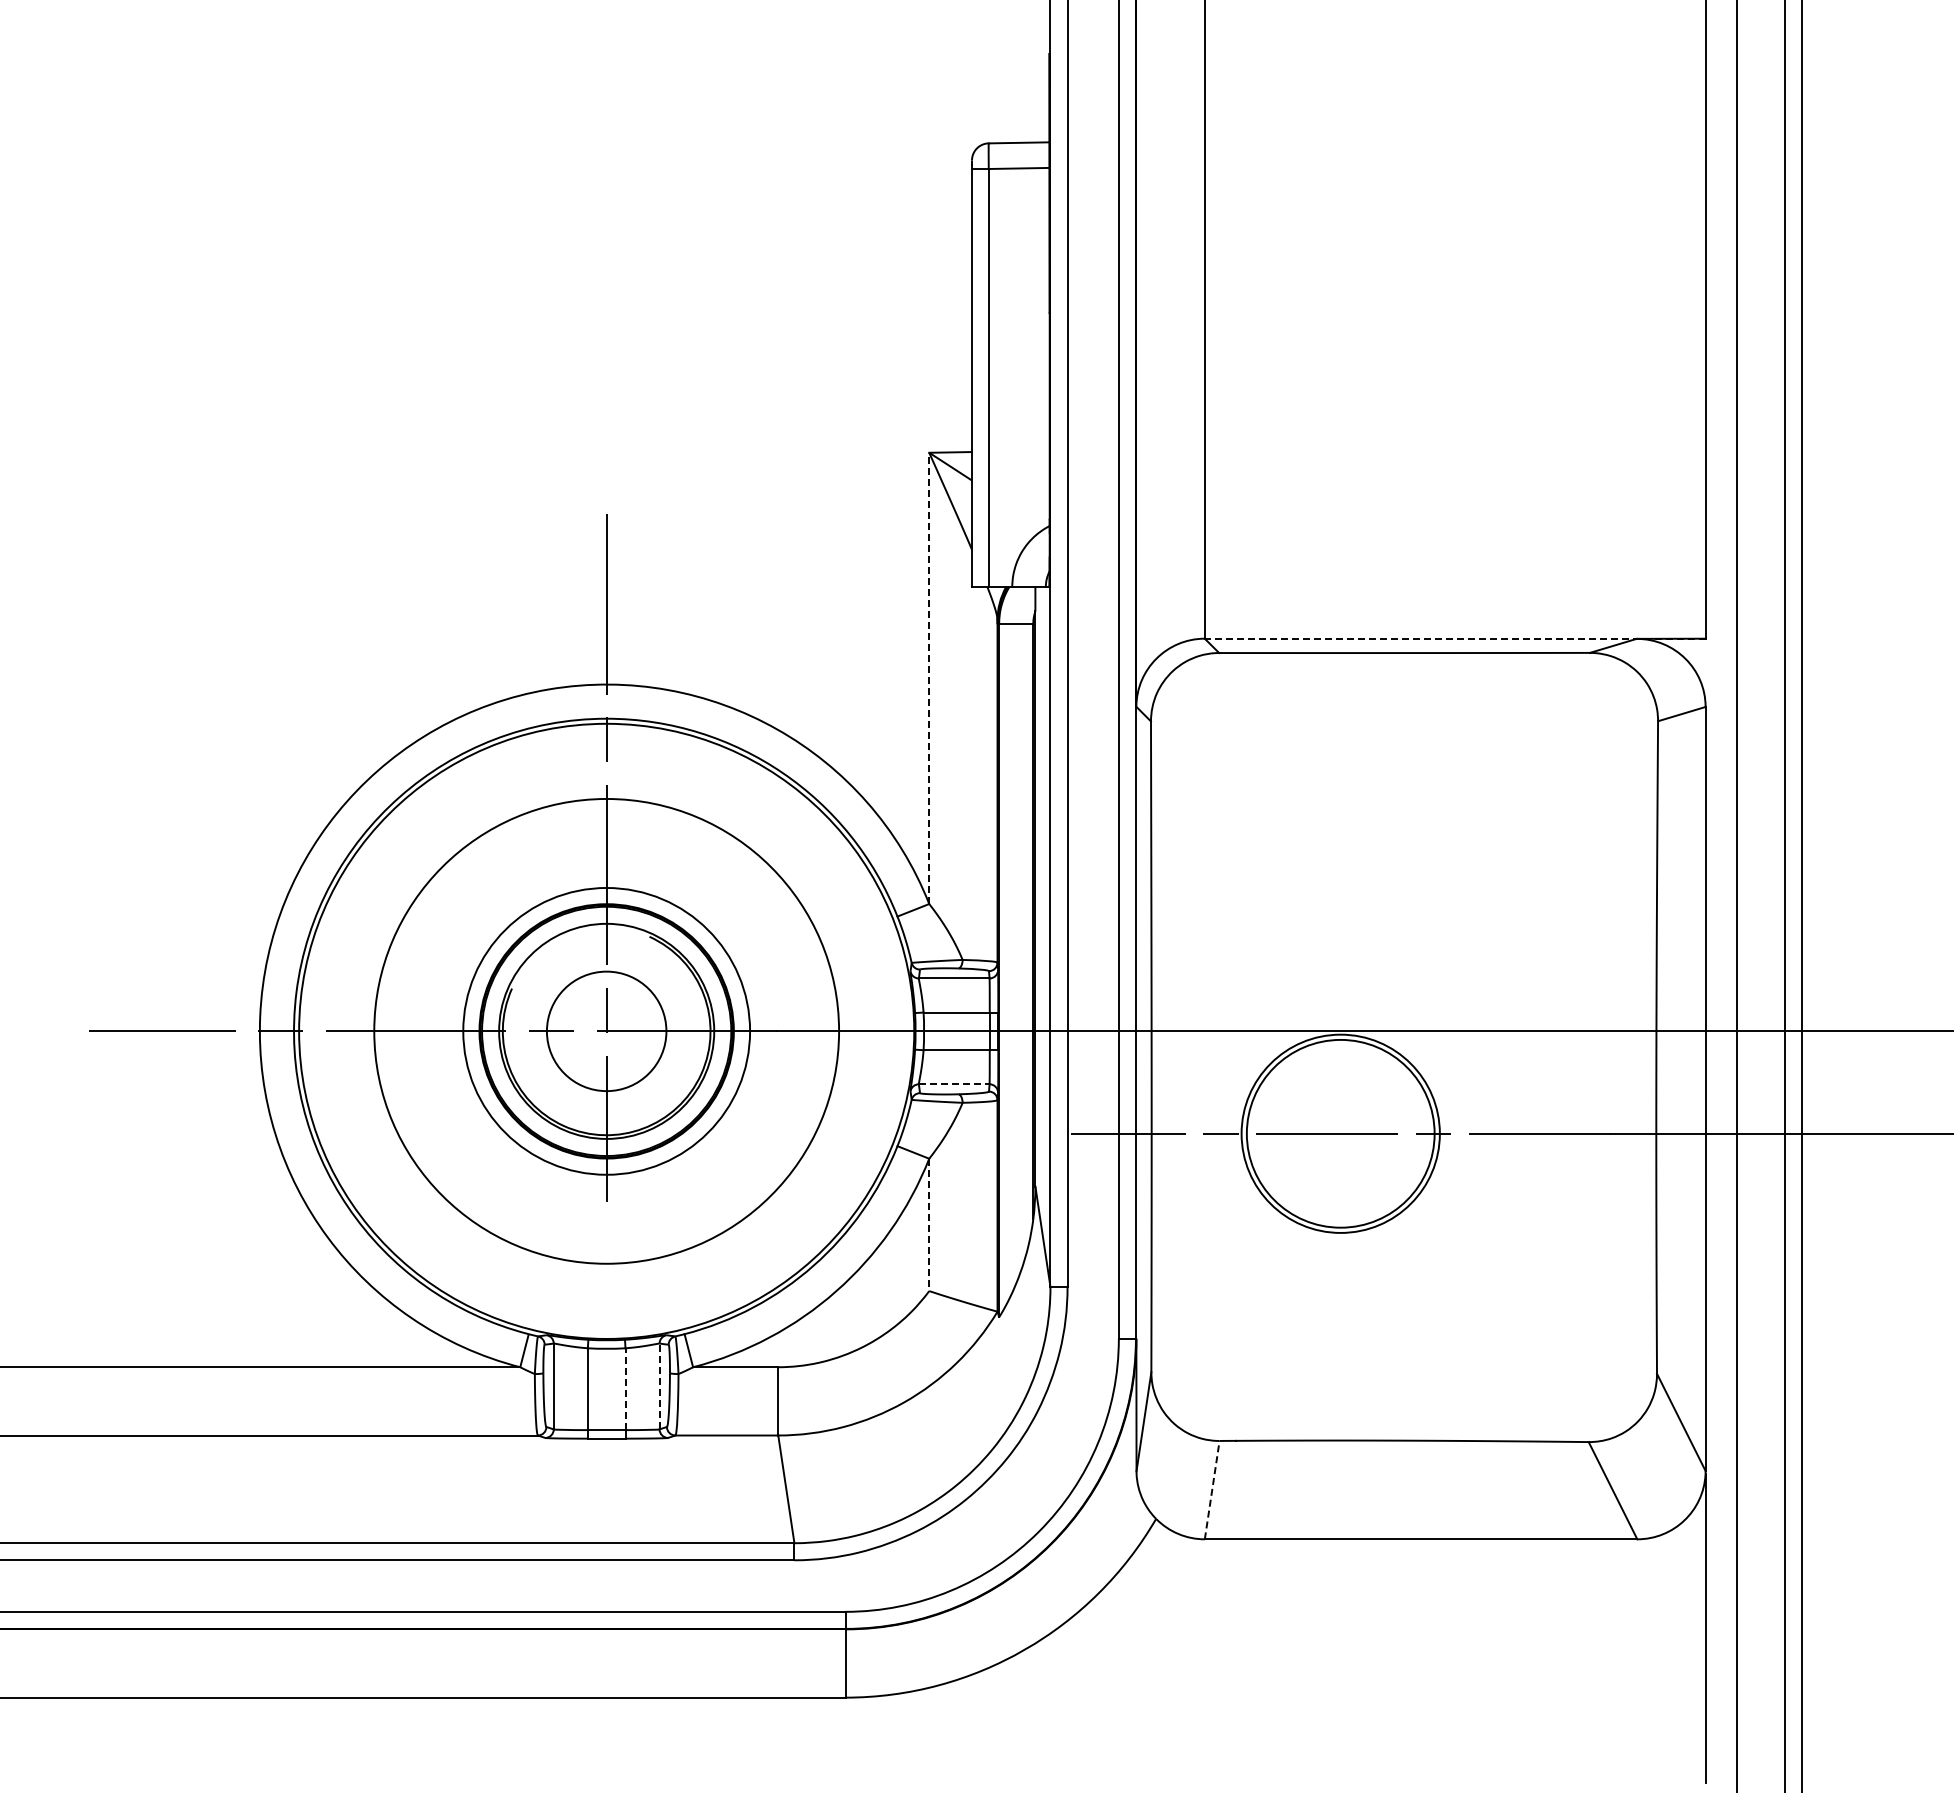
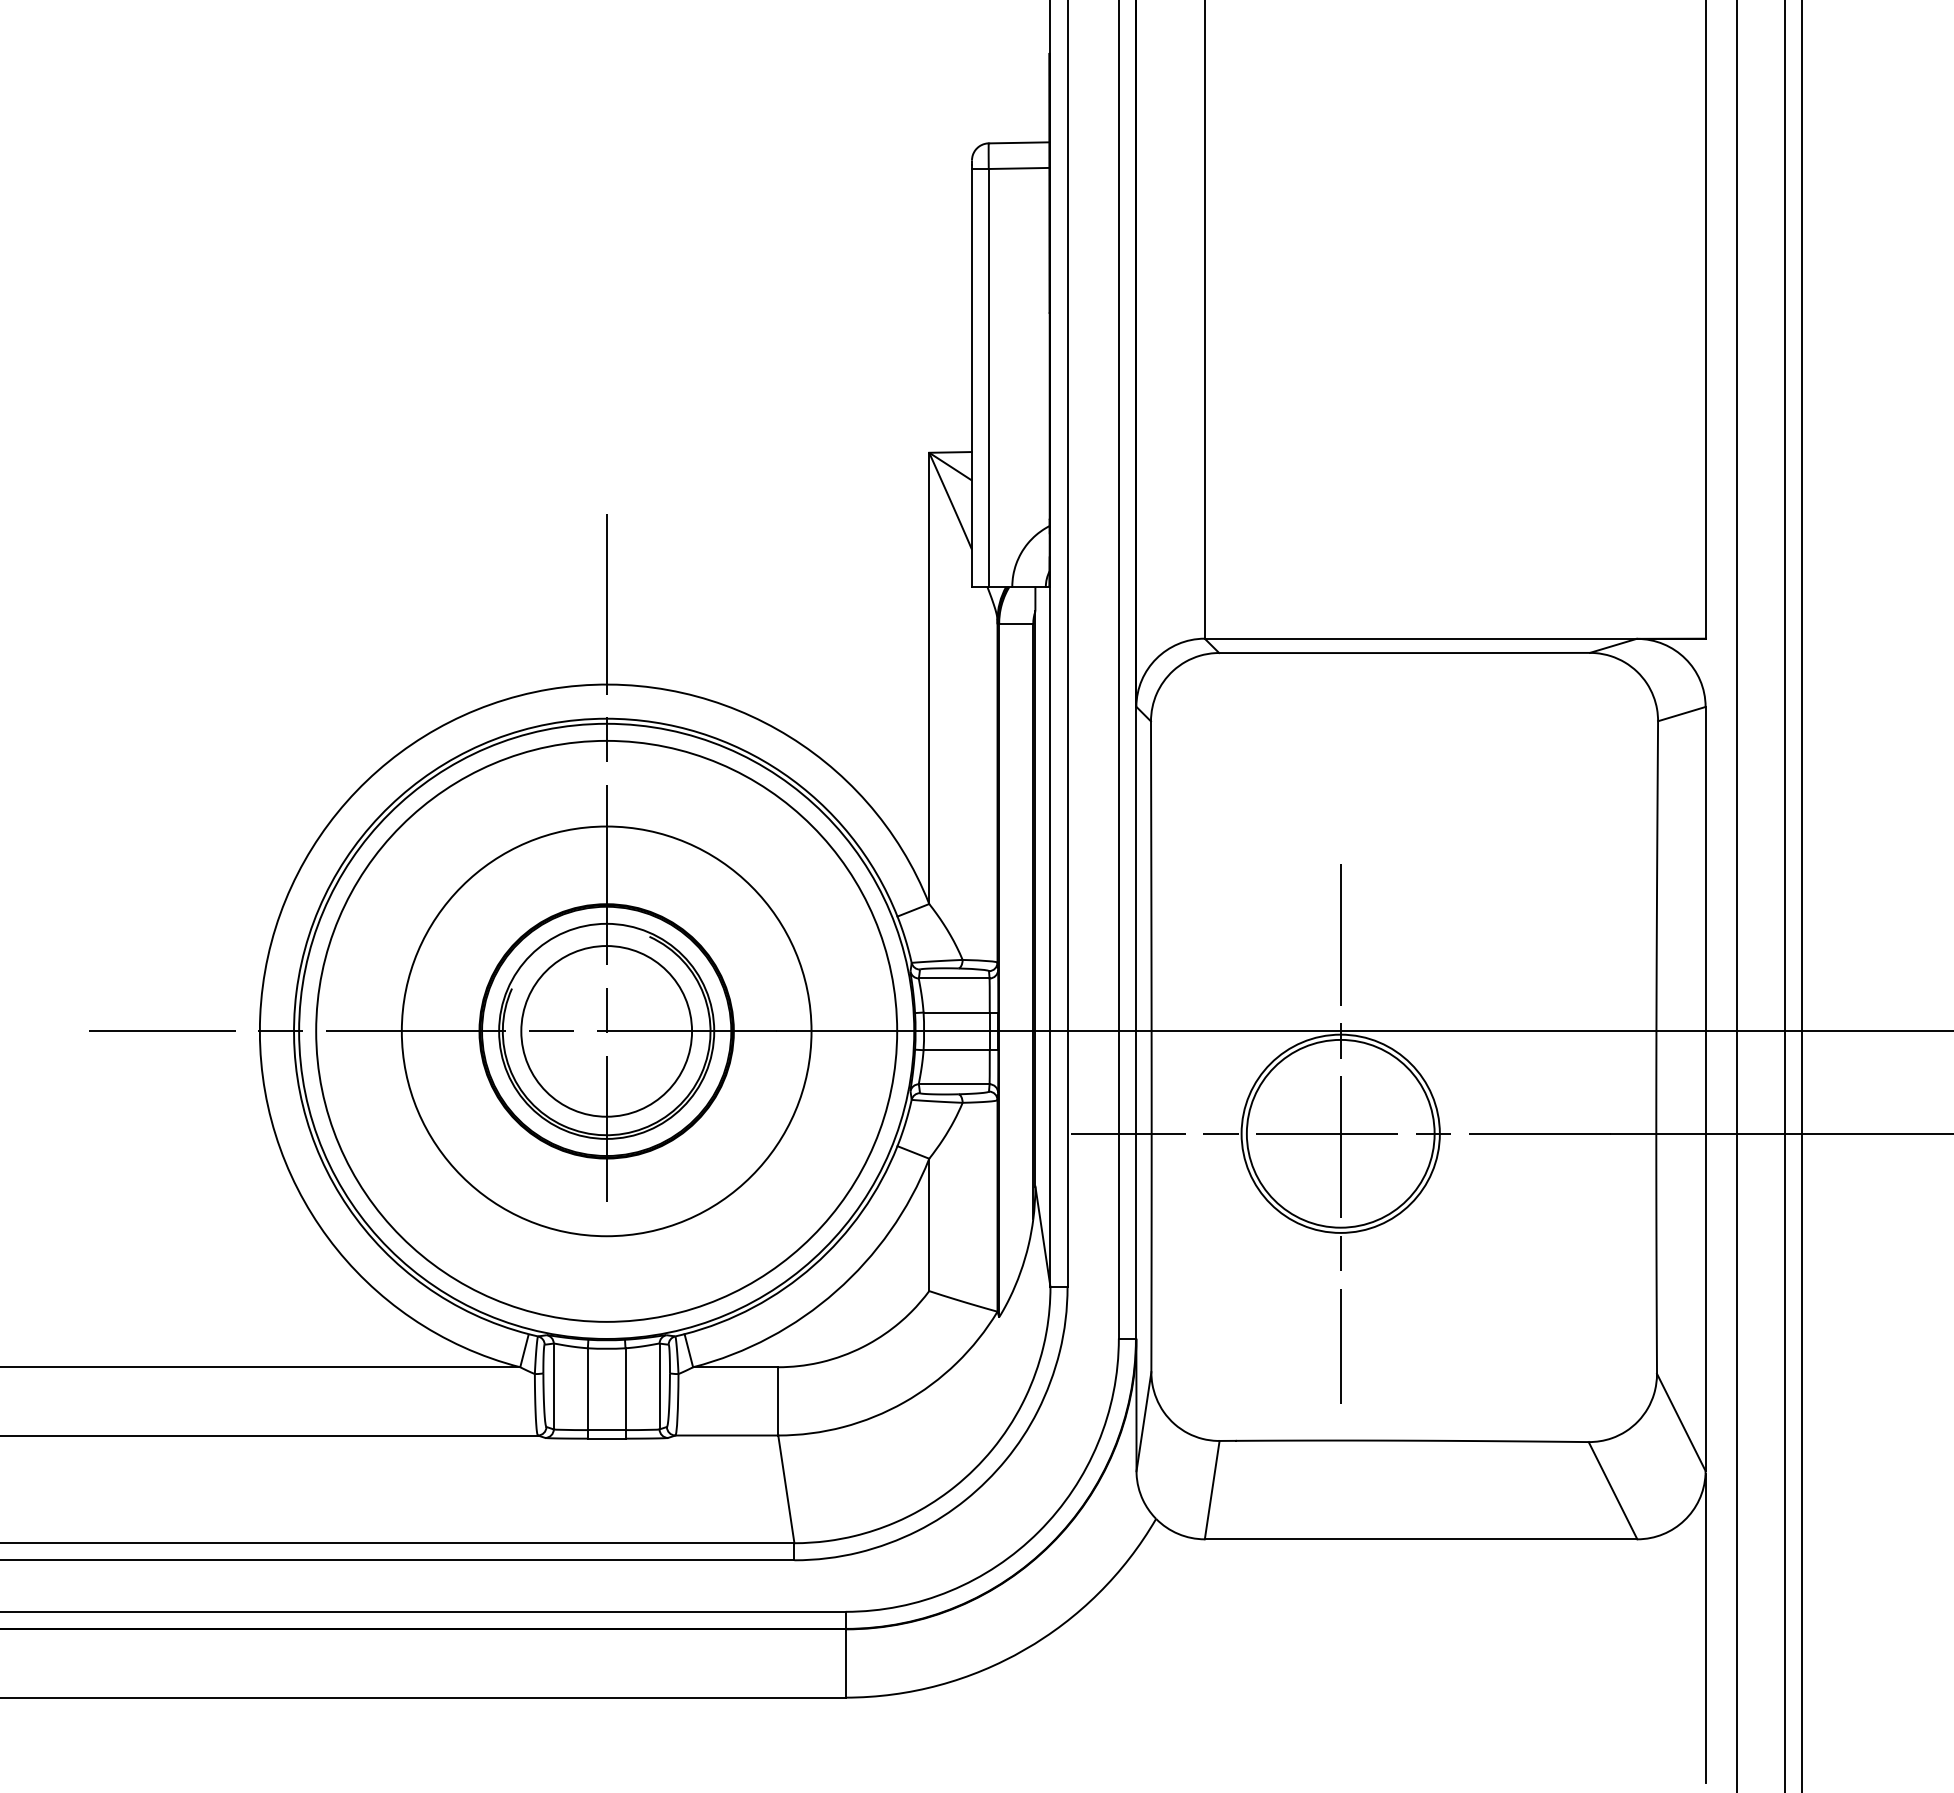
line: dashed -> solid (1455, 638)
line: dashed -> solid (929, 678)
circle diameter: 287 px -> 410 px (606, 1031)
circle diameter: 465 px -> 581 px (606, 1030)
circle diameter: 119 px -> 171 px (606, 1031)
line: dashed -> solid (954, 1084)
line: none -> present (1340, 1133)
line: dashed -> solid (929, 1225)
line: dashed -> solid (659, 1386)
line: dashed -> solid (625, 1389)
line: dashed -> solid (1212, 1490)
